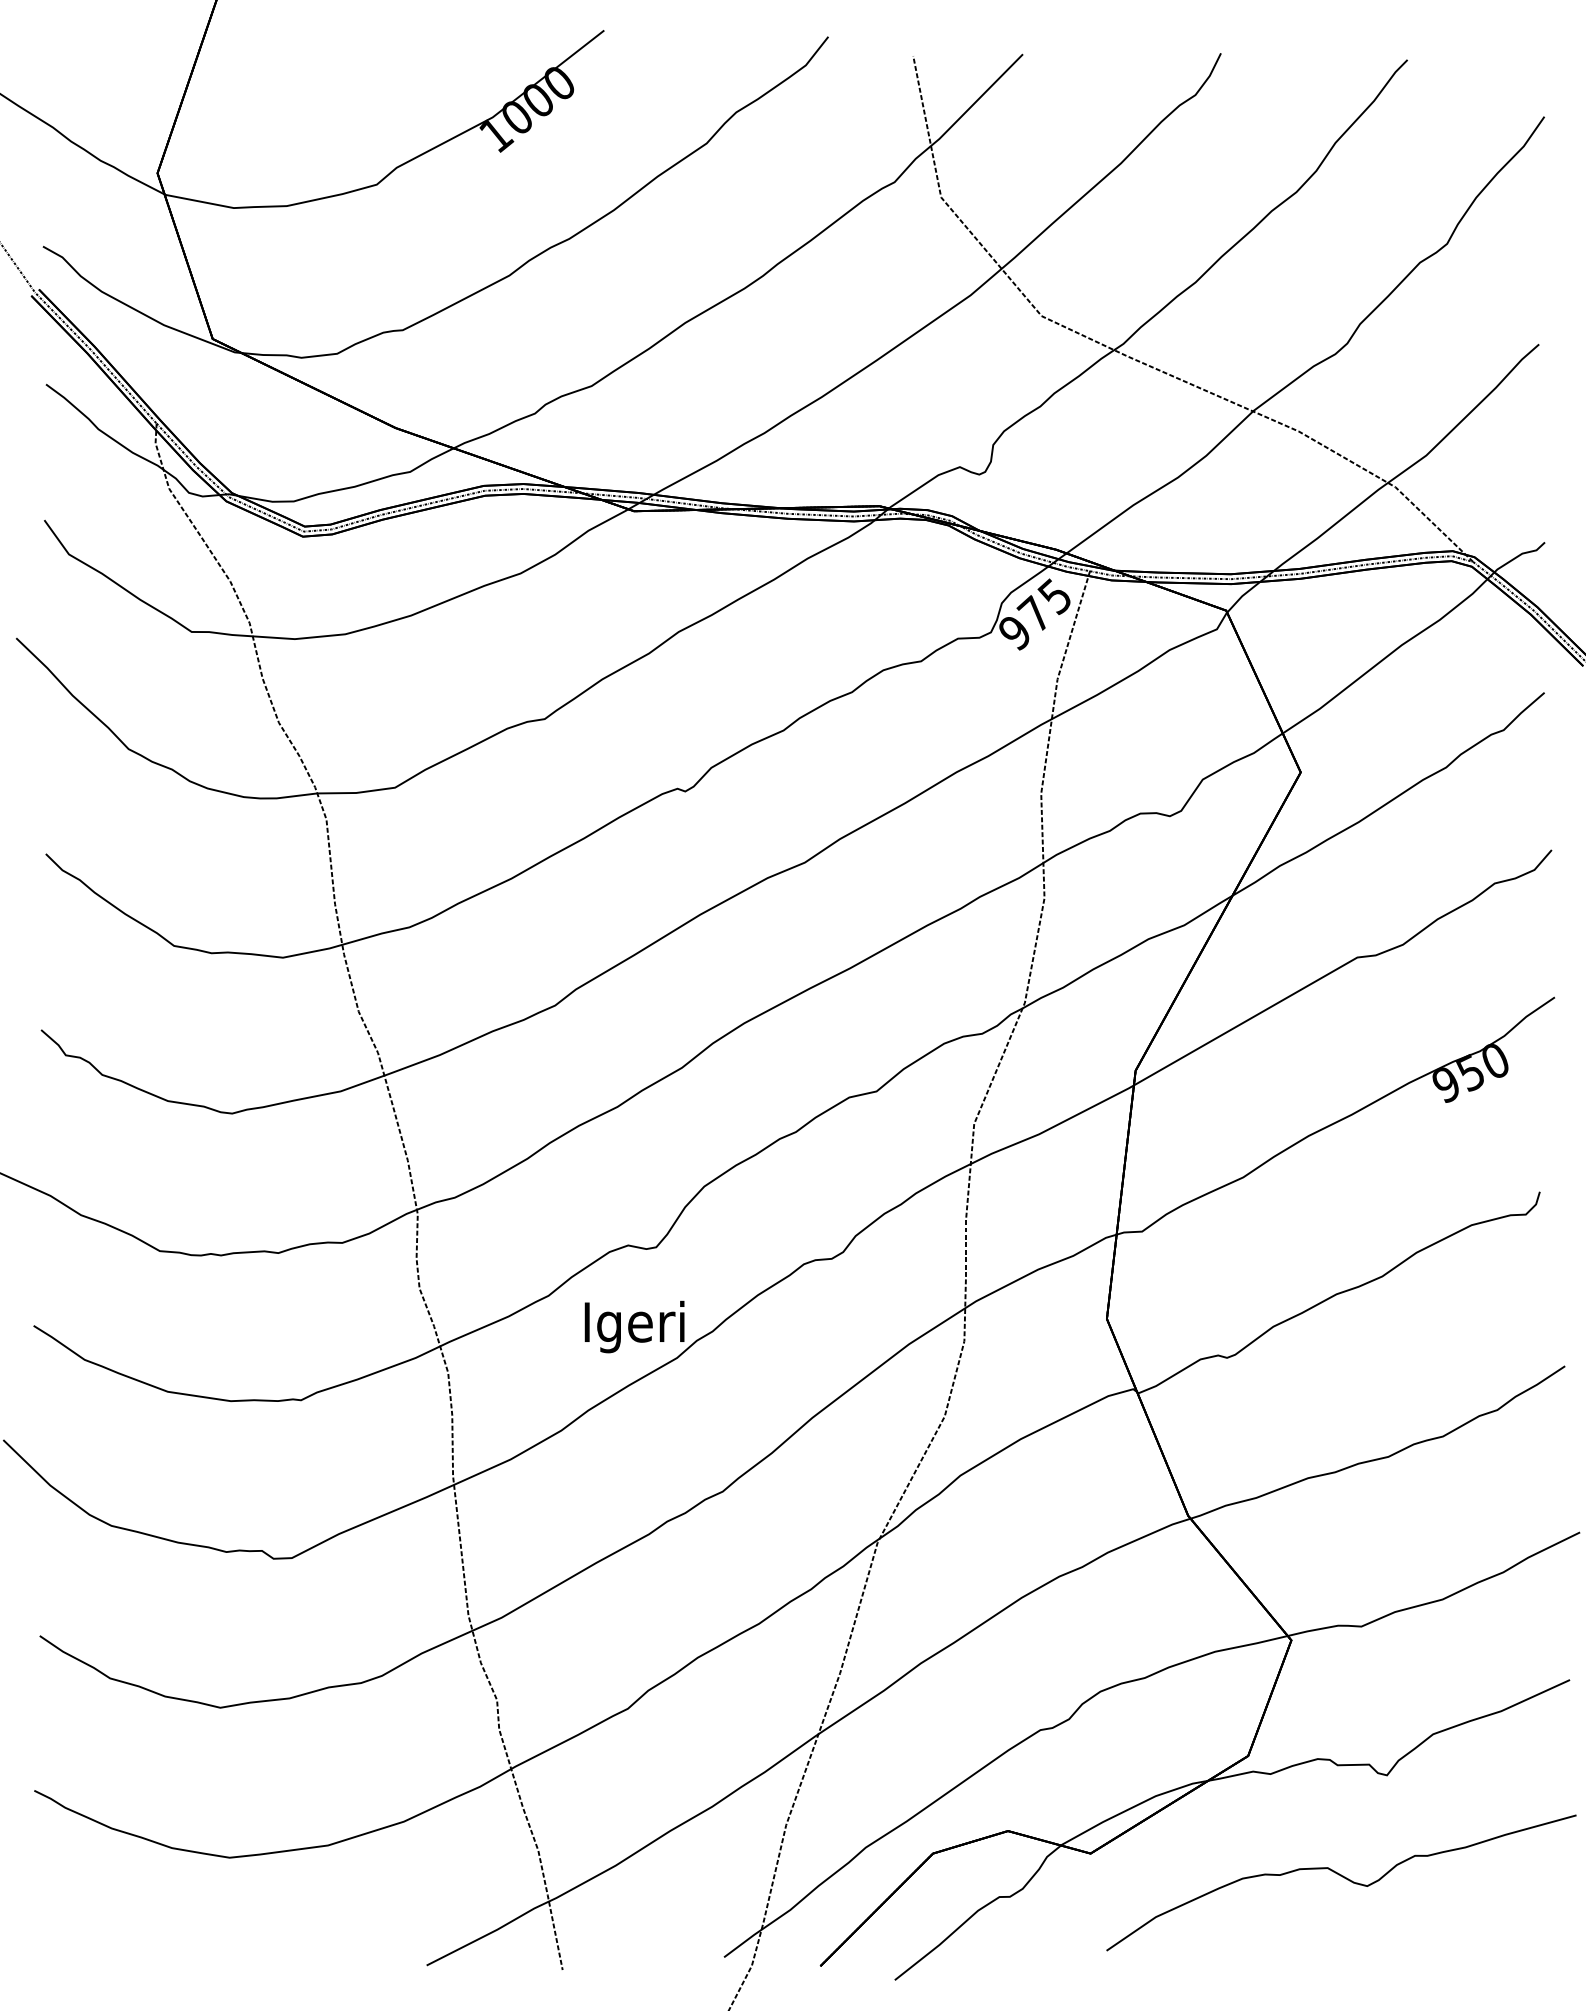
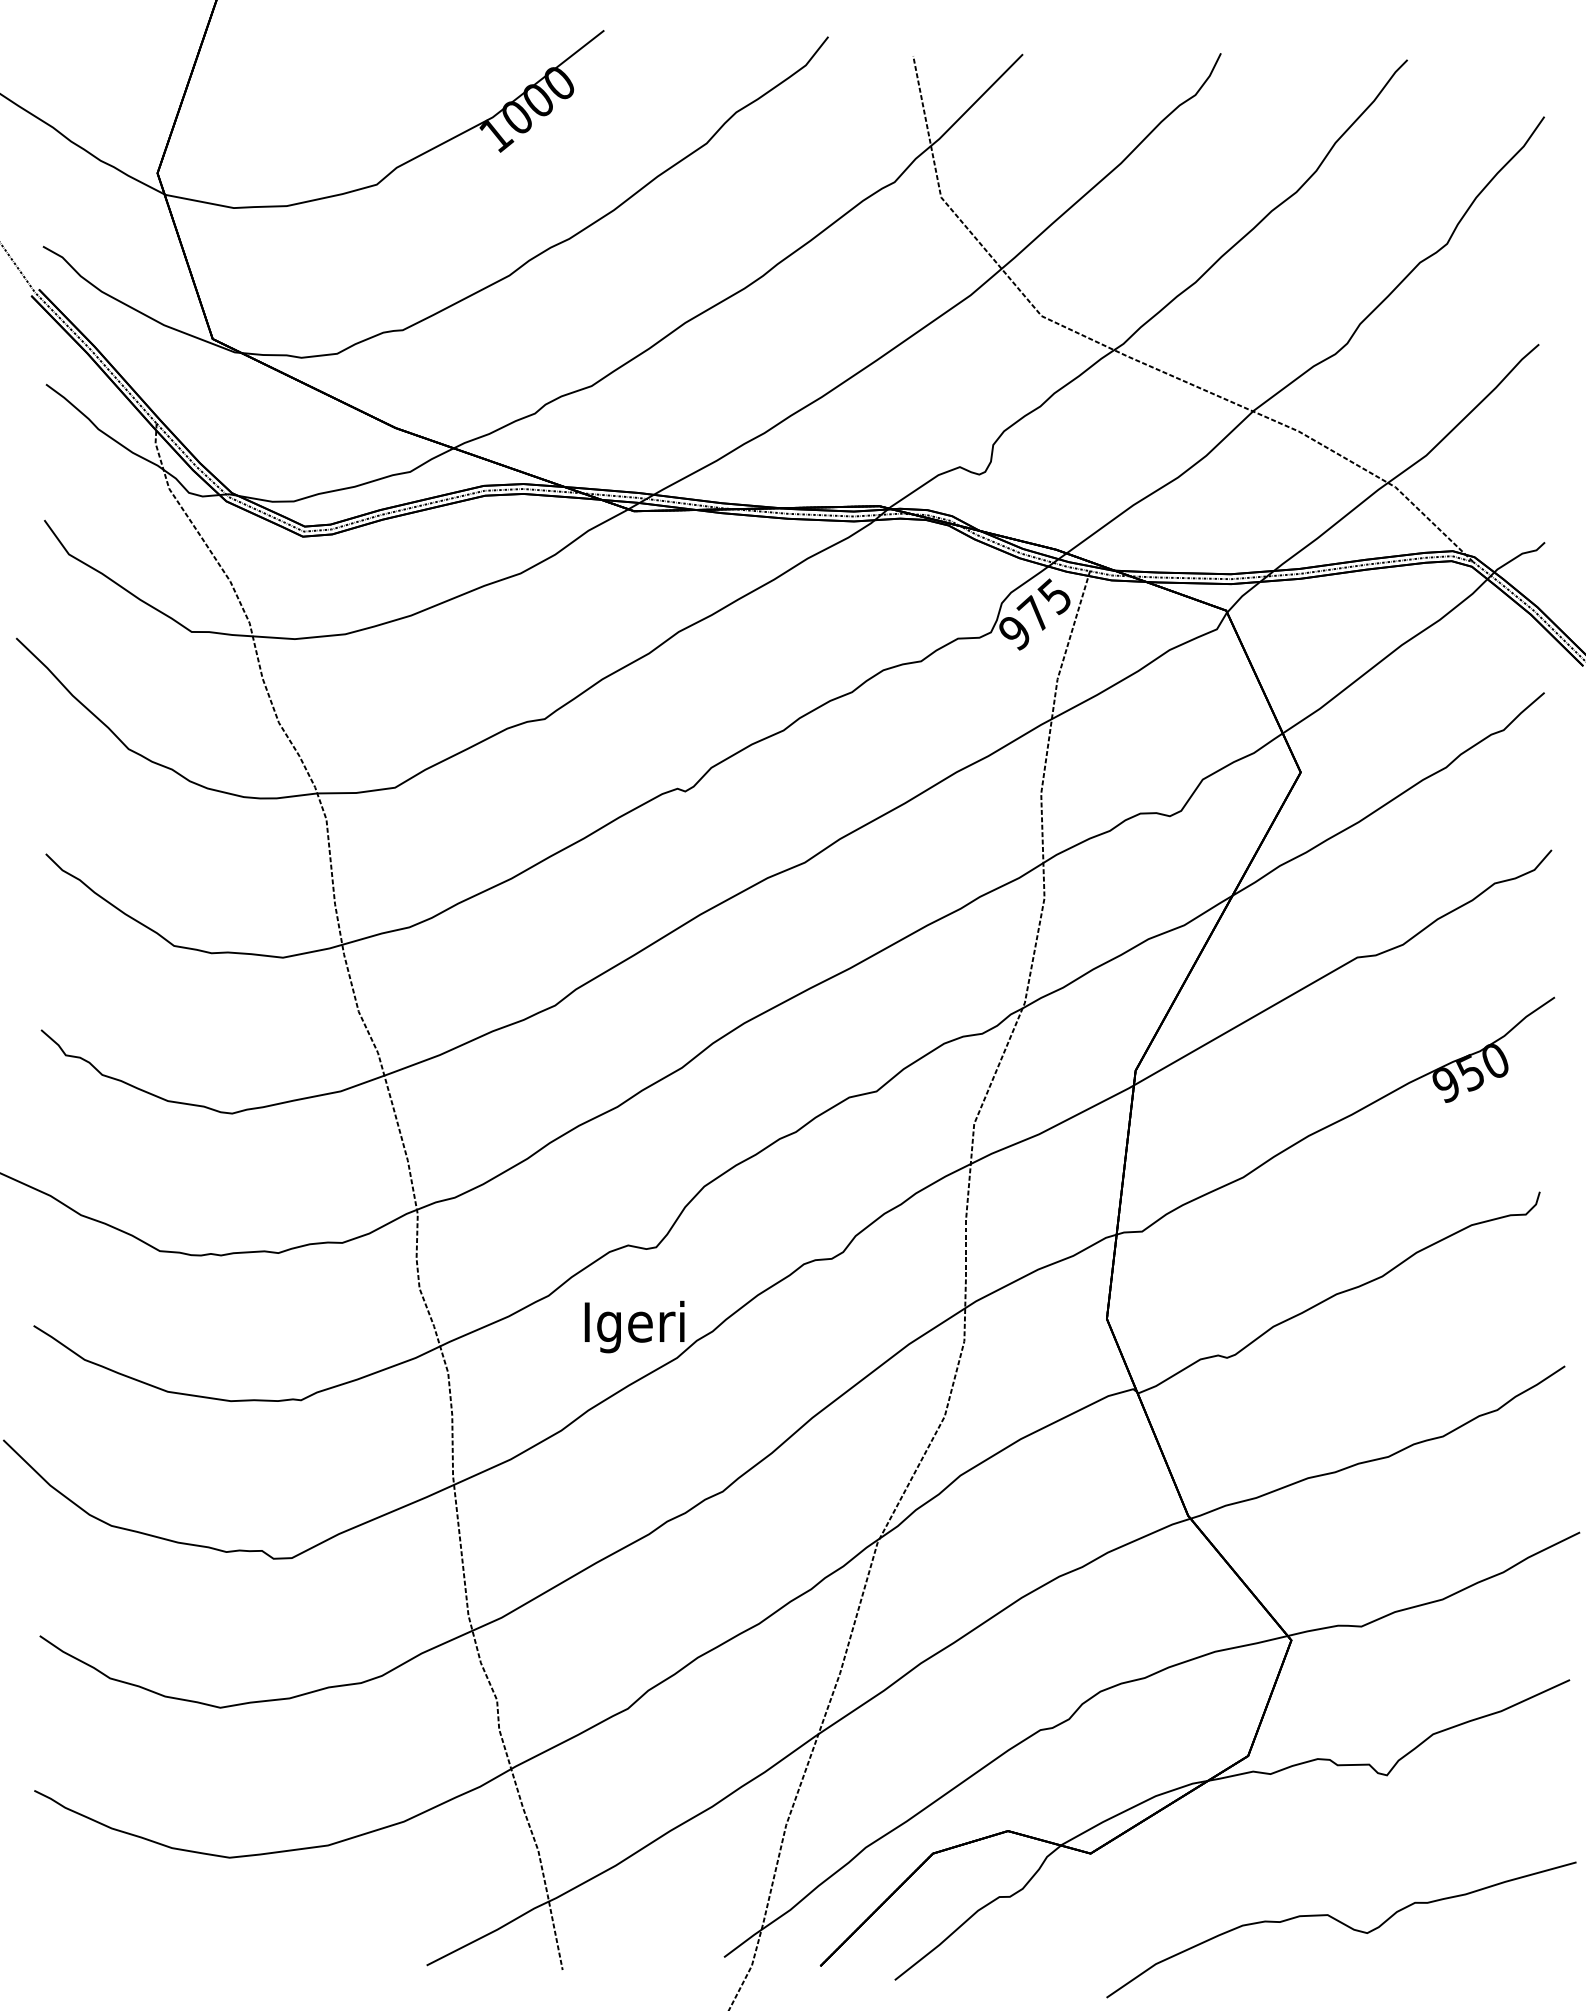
curve position: (1344, 1878) -> (1344, 1925) (1344, 1925)
